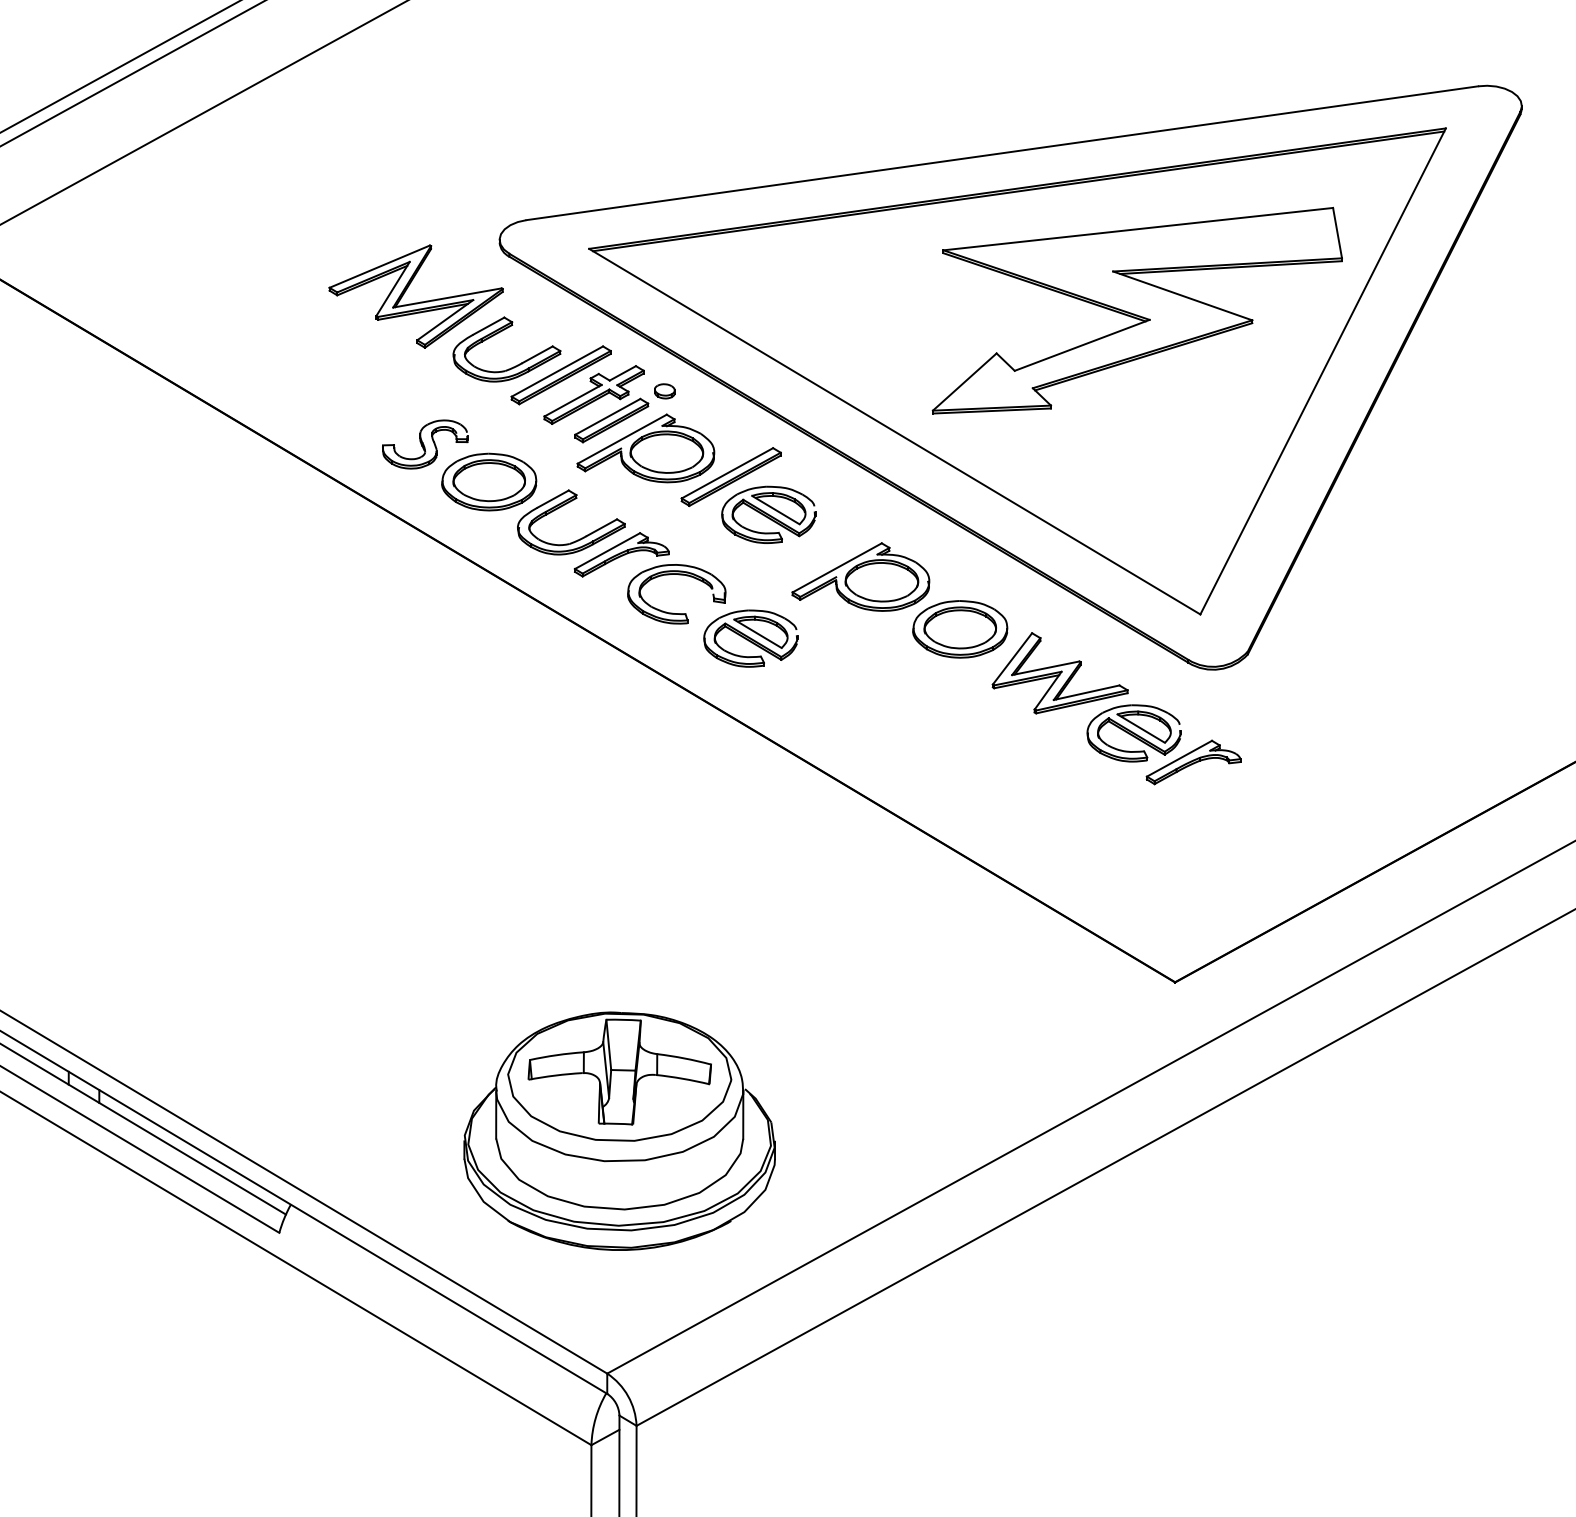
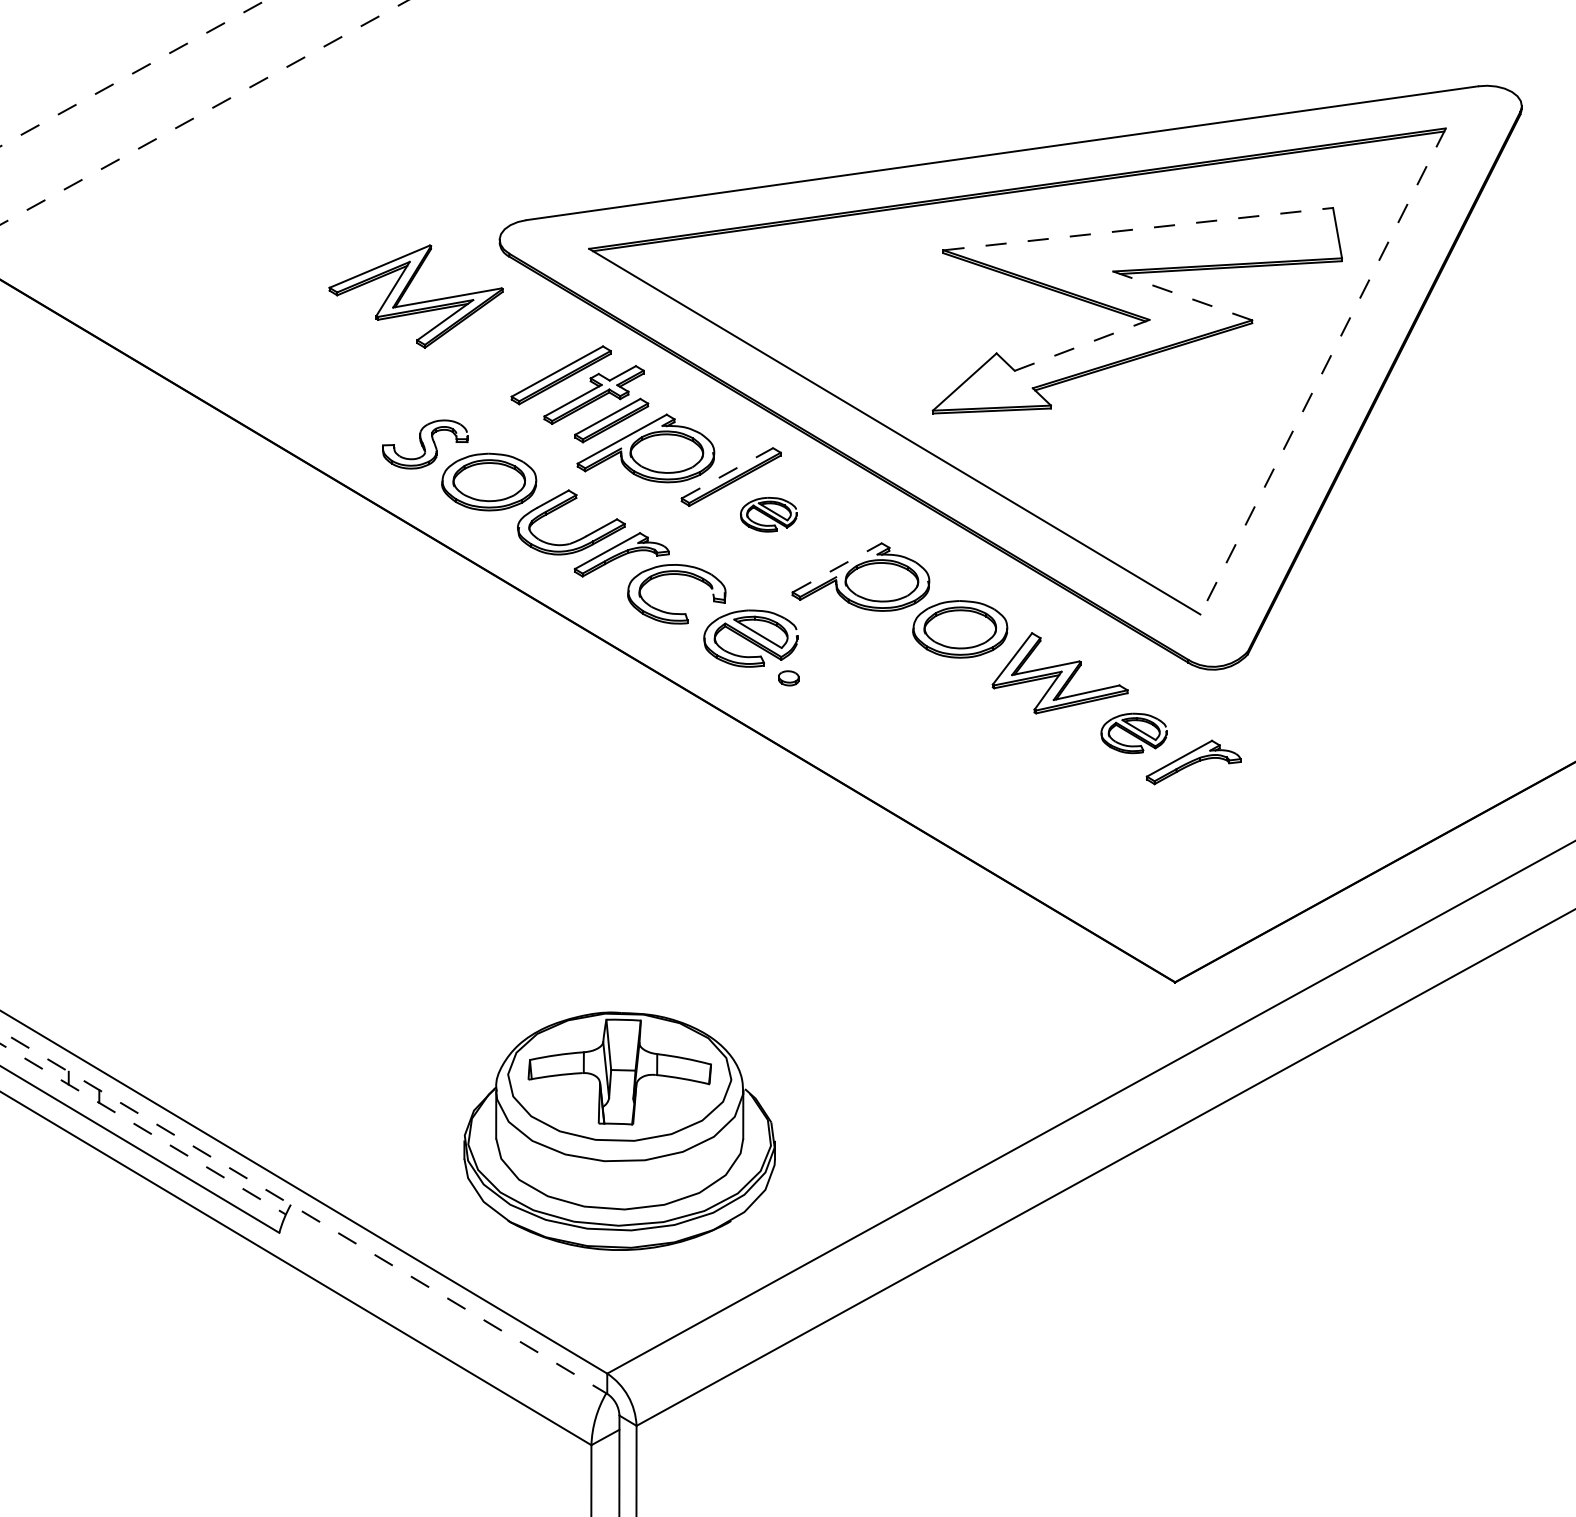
line: present -> none (119, 66)
line: solid -> dashed (133, 73)
line: solid -> dashed (204, 112)
line: solid -> dashed (1138, 229)
line: solid -> dashed (1182, 295)
part: present -> none (499, 333)
line: solid -> dashed (1082, 345)
line: solid -> dashed (1322, 371)
part position: (664, 391) -> (788, 678) (788, 678)
line: solid -> dashed (727, 473)
part size: 96x59 px -> 58x36 px (768, 514)
line: solid -> dashed (837, 567)
part size: 96x59 px -> 68x43 px (1133, 733)
line: solid -> dashed (143, 1129)
line: solid -> dashed (303, 1212)
